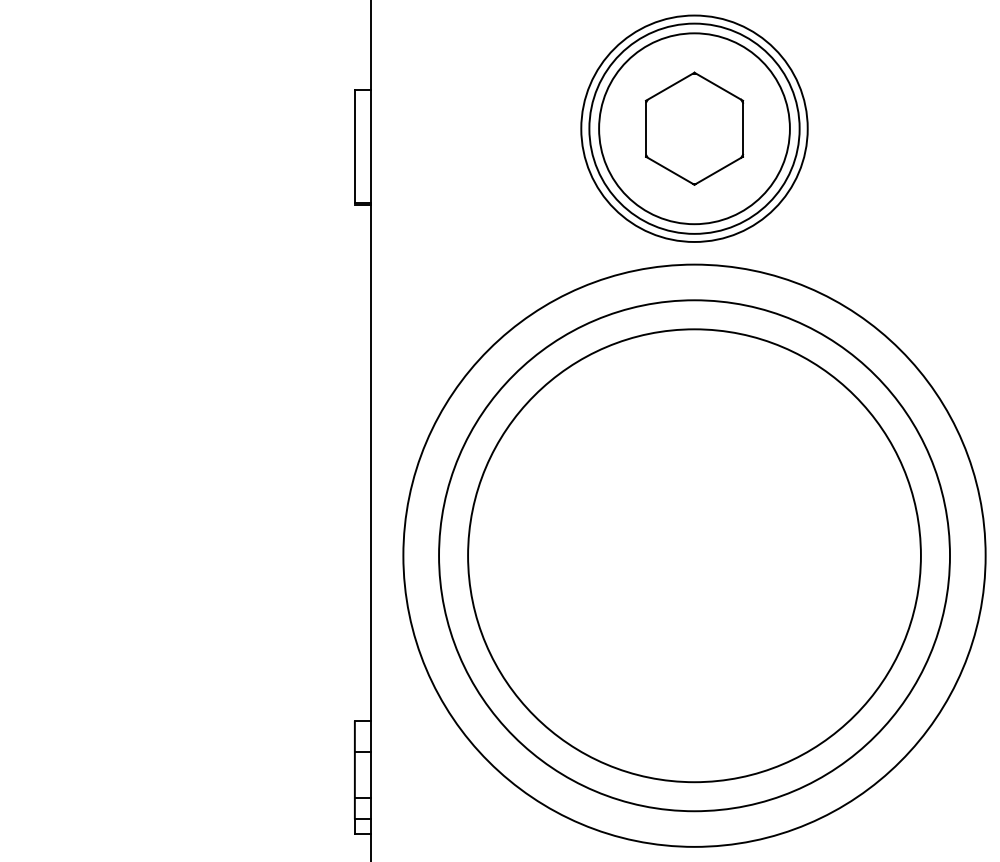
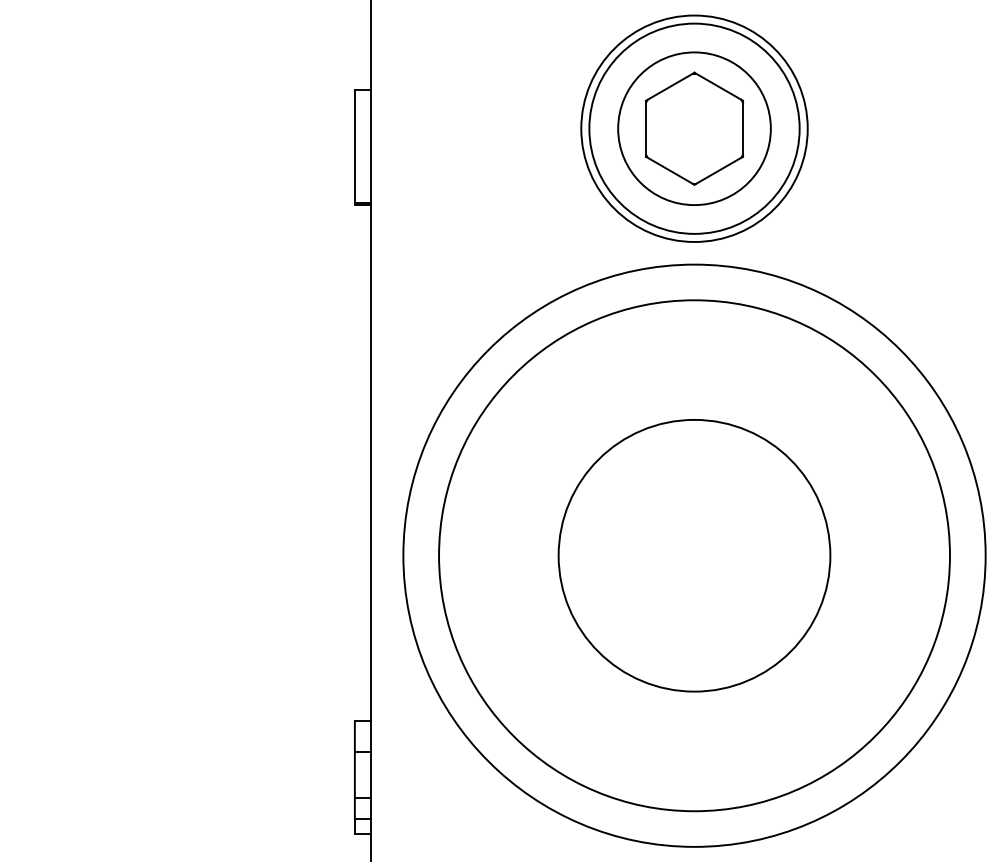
circle diameter: 191 px -> 153 px (694, 128)
circle diameter: 453 px -> 272 px (694, 555)
